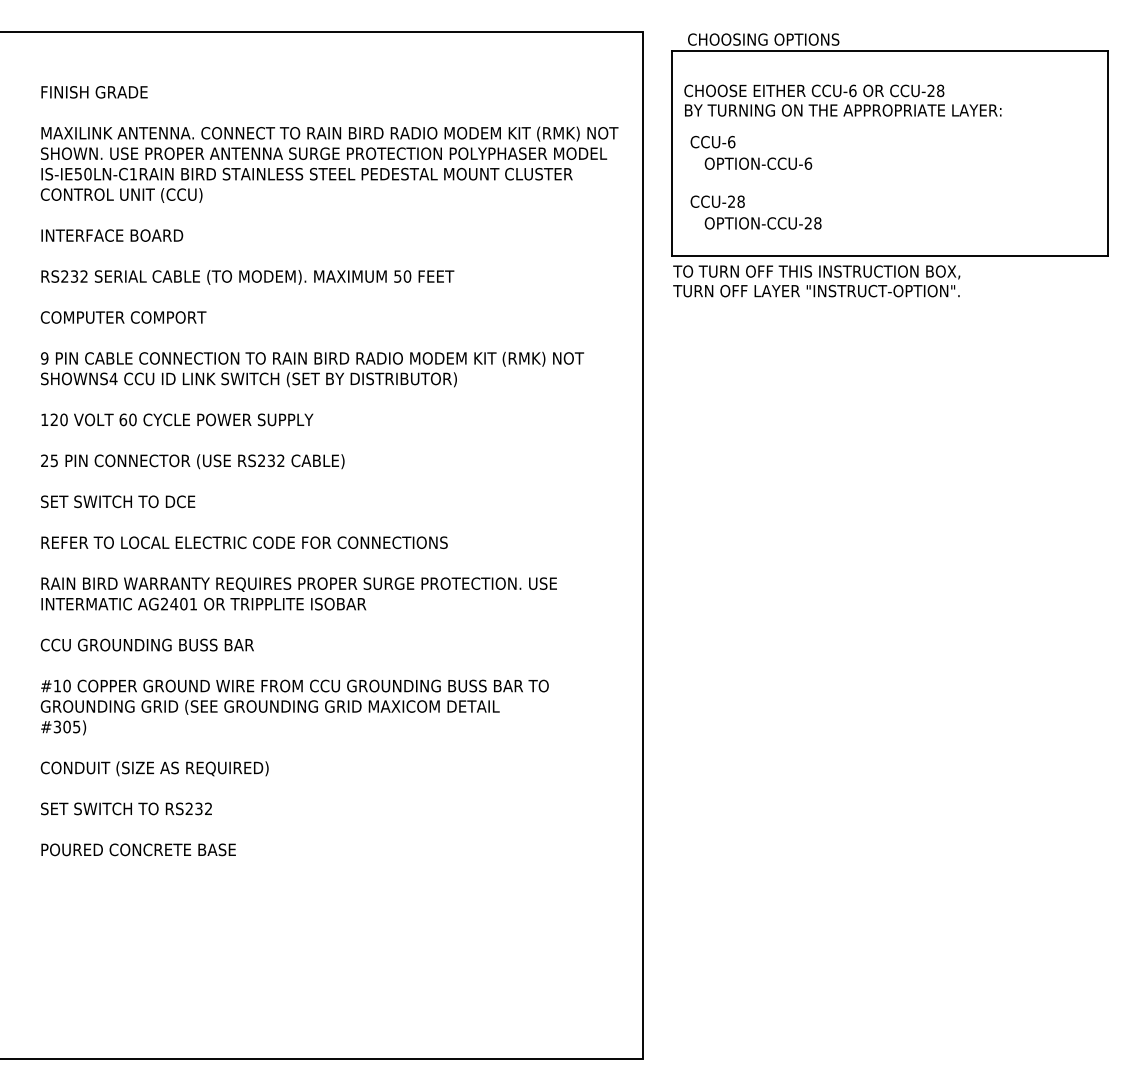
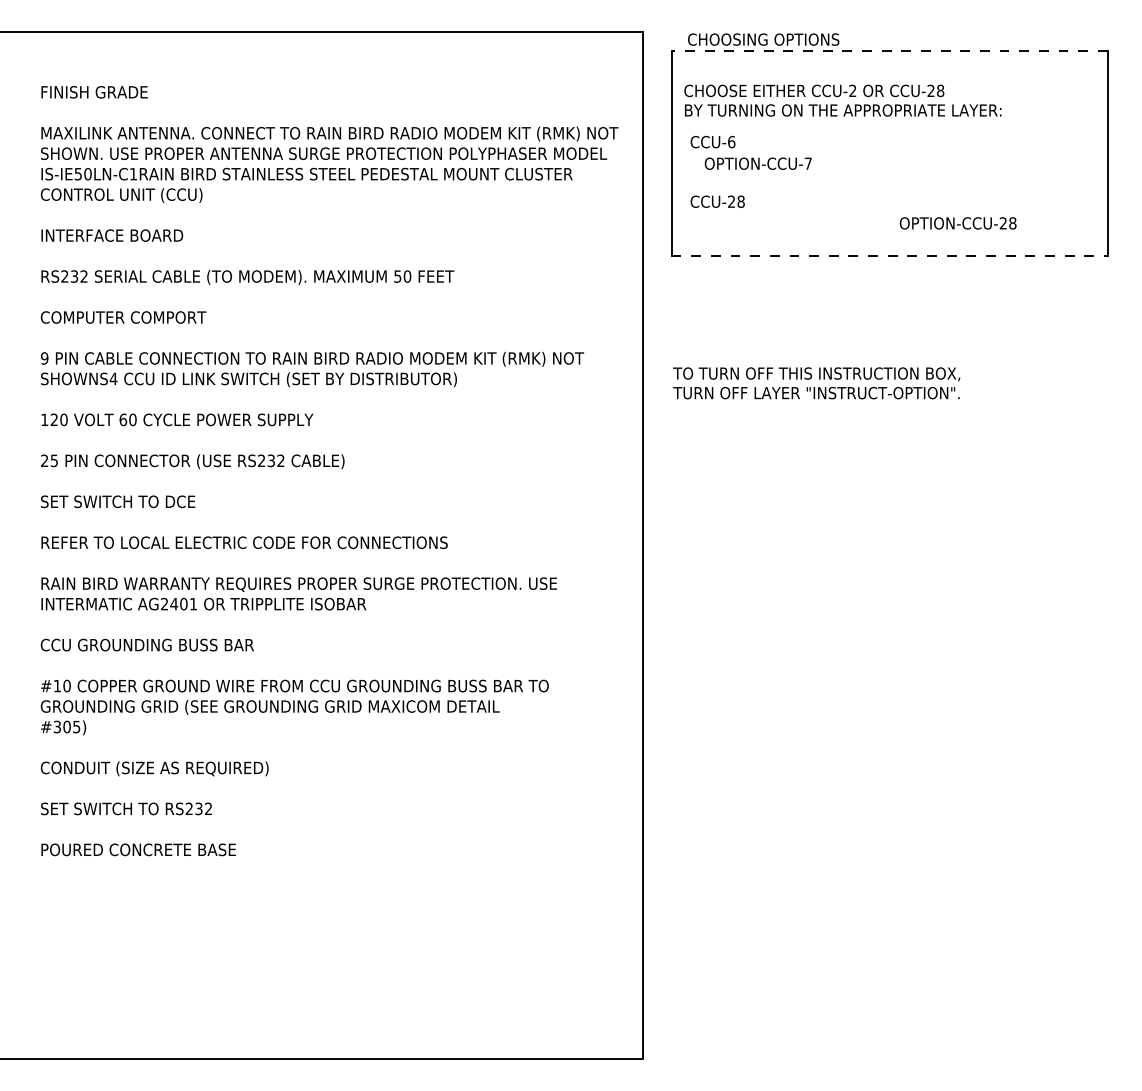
line: solid -> dashed (889, 51)
text: CCU-6 -> CCU-2 (852, 90)
text: OPTION-CCU-6 -> OPTION-CCU-7 (808, 163)
text position: (762, 223) -> (957, 223) (957, 223)
line: solid -> dashed (890, 256)
text position: (816, 281) -> (816, 383) (816, 383)
